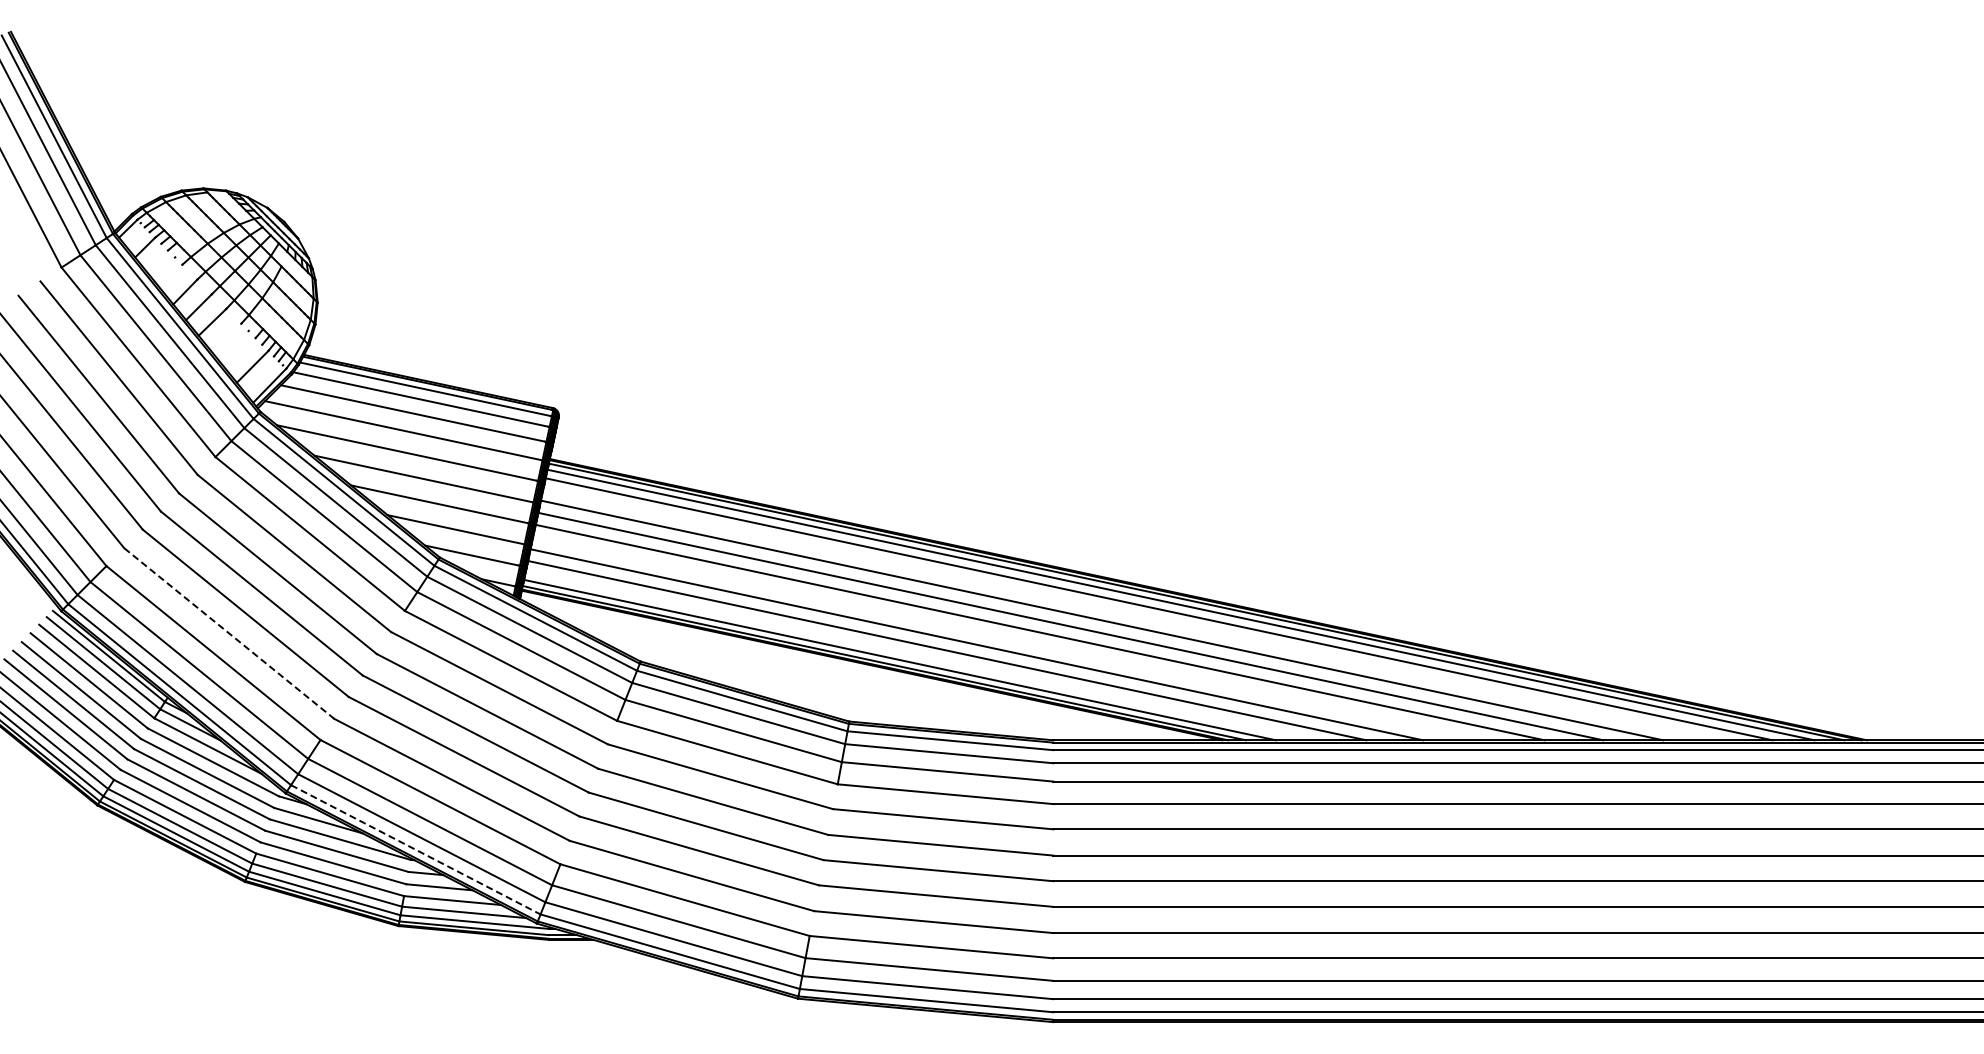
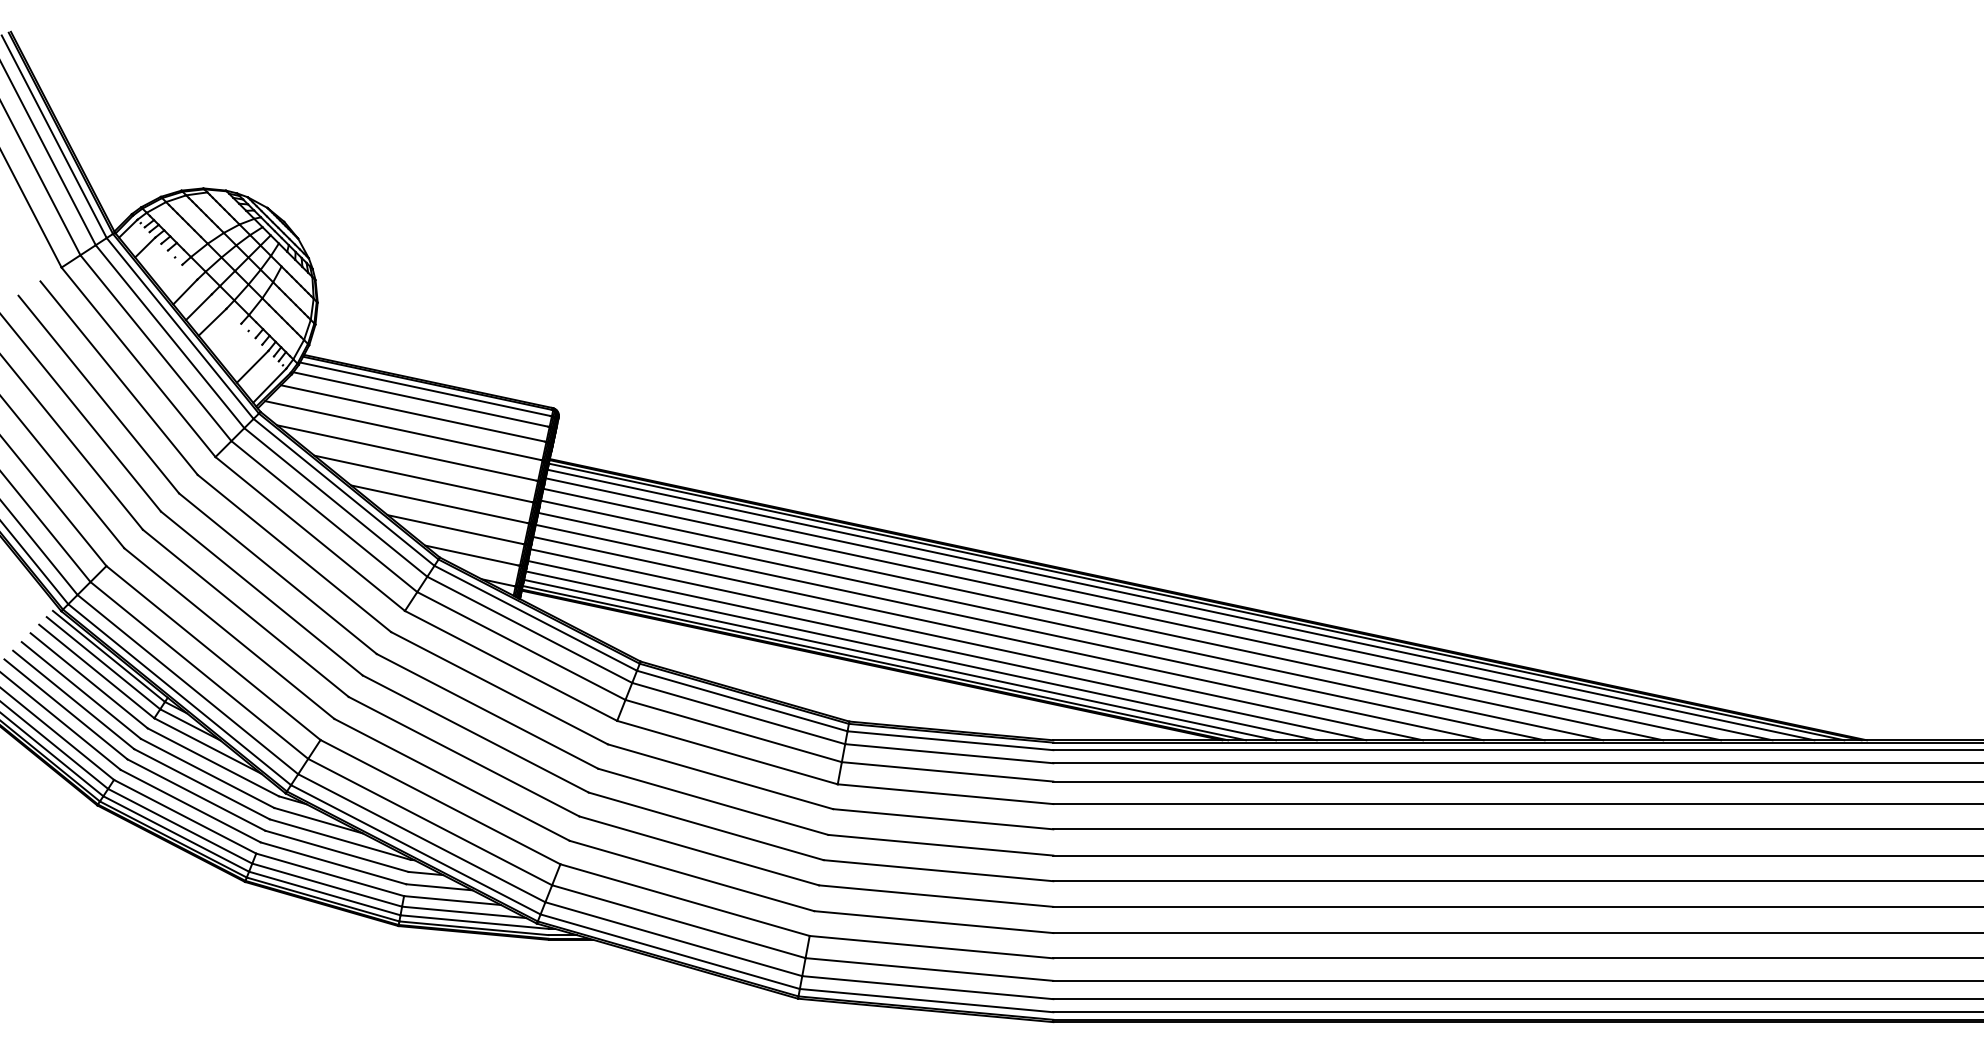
line: none -> present (1132, 614)
line: dashed -> solid (229, 633)
line: none -> present (1008, 638)
line: none -> present (920, 655)
line: dashed -> solid (415, 849)
